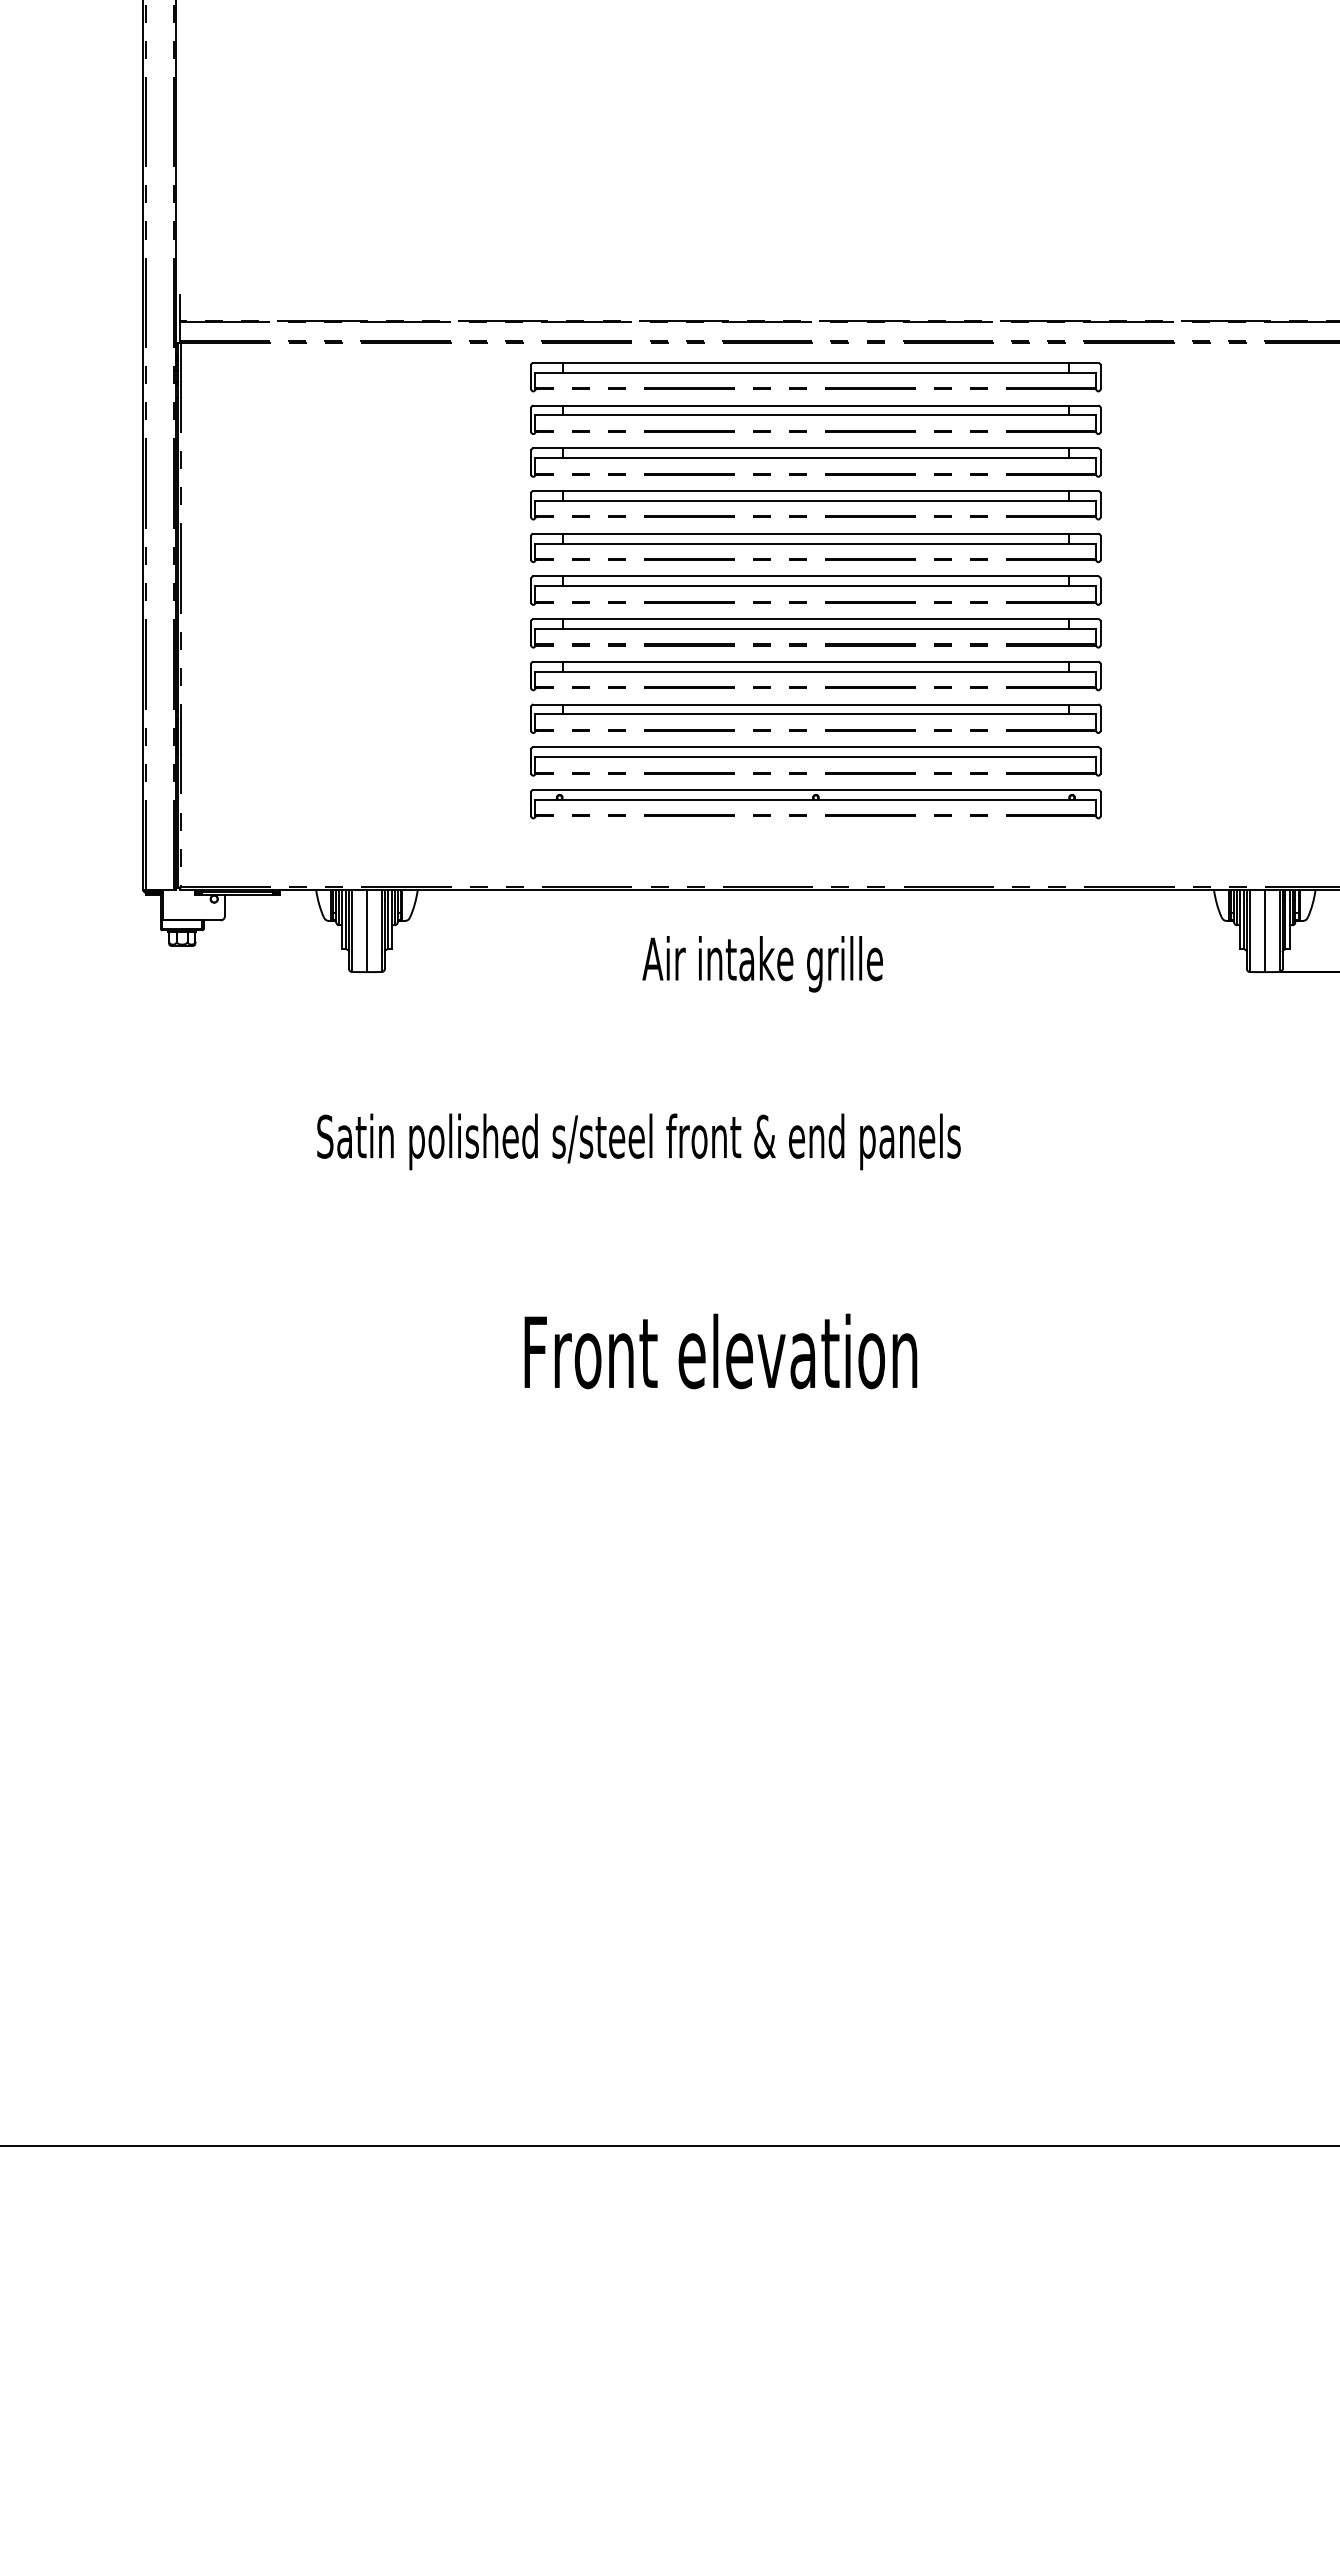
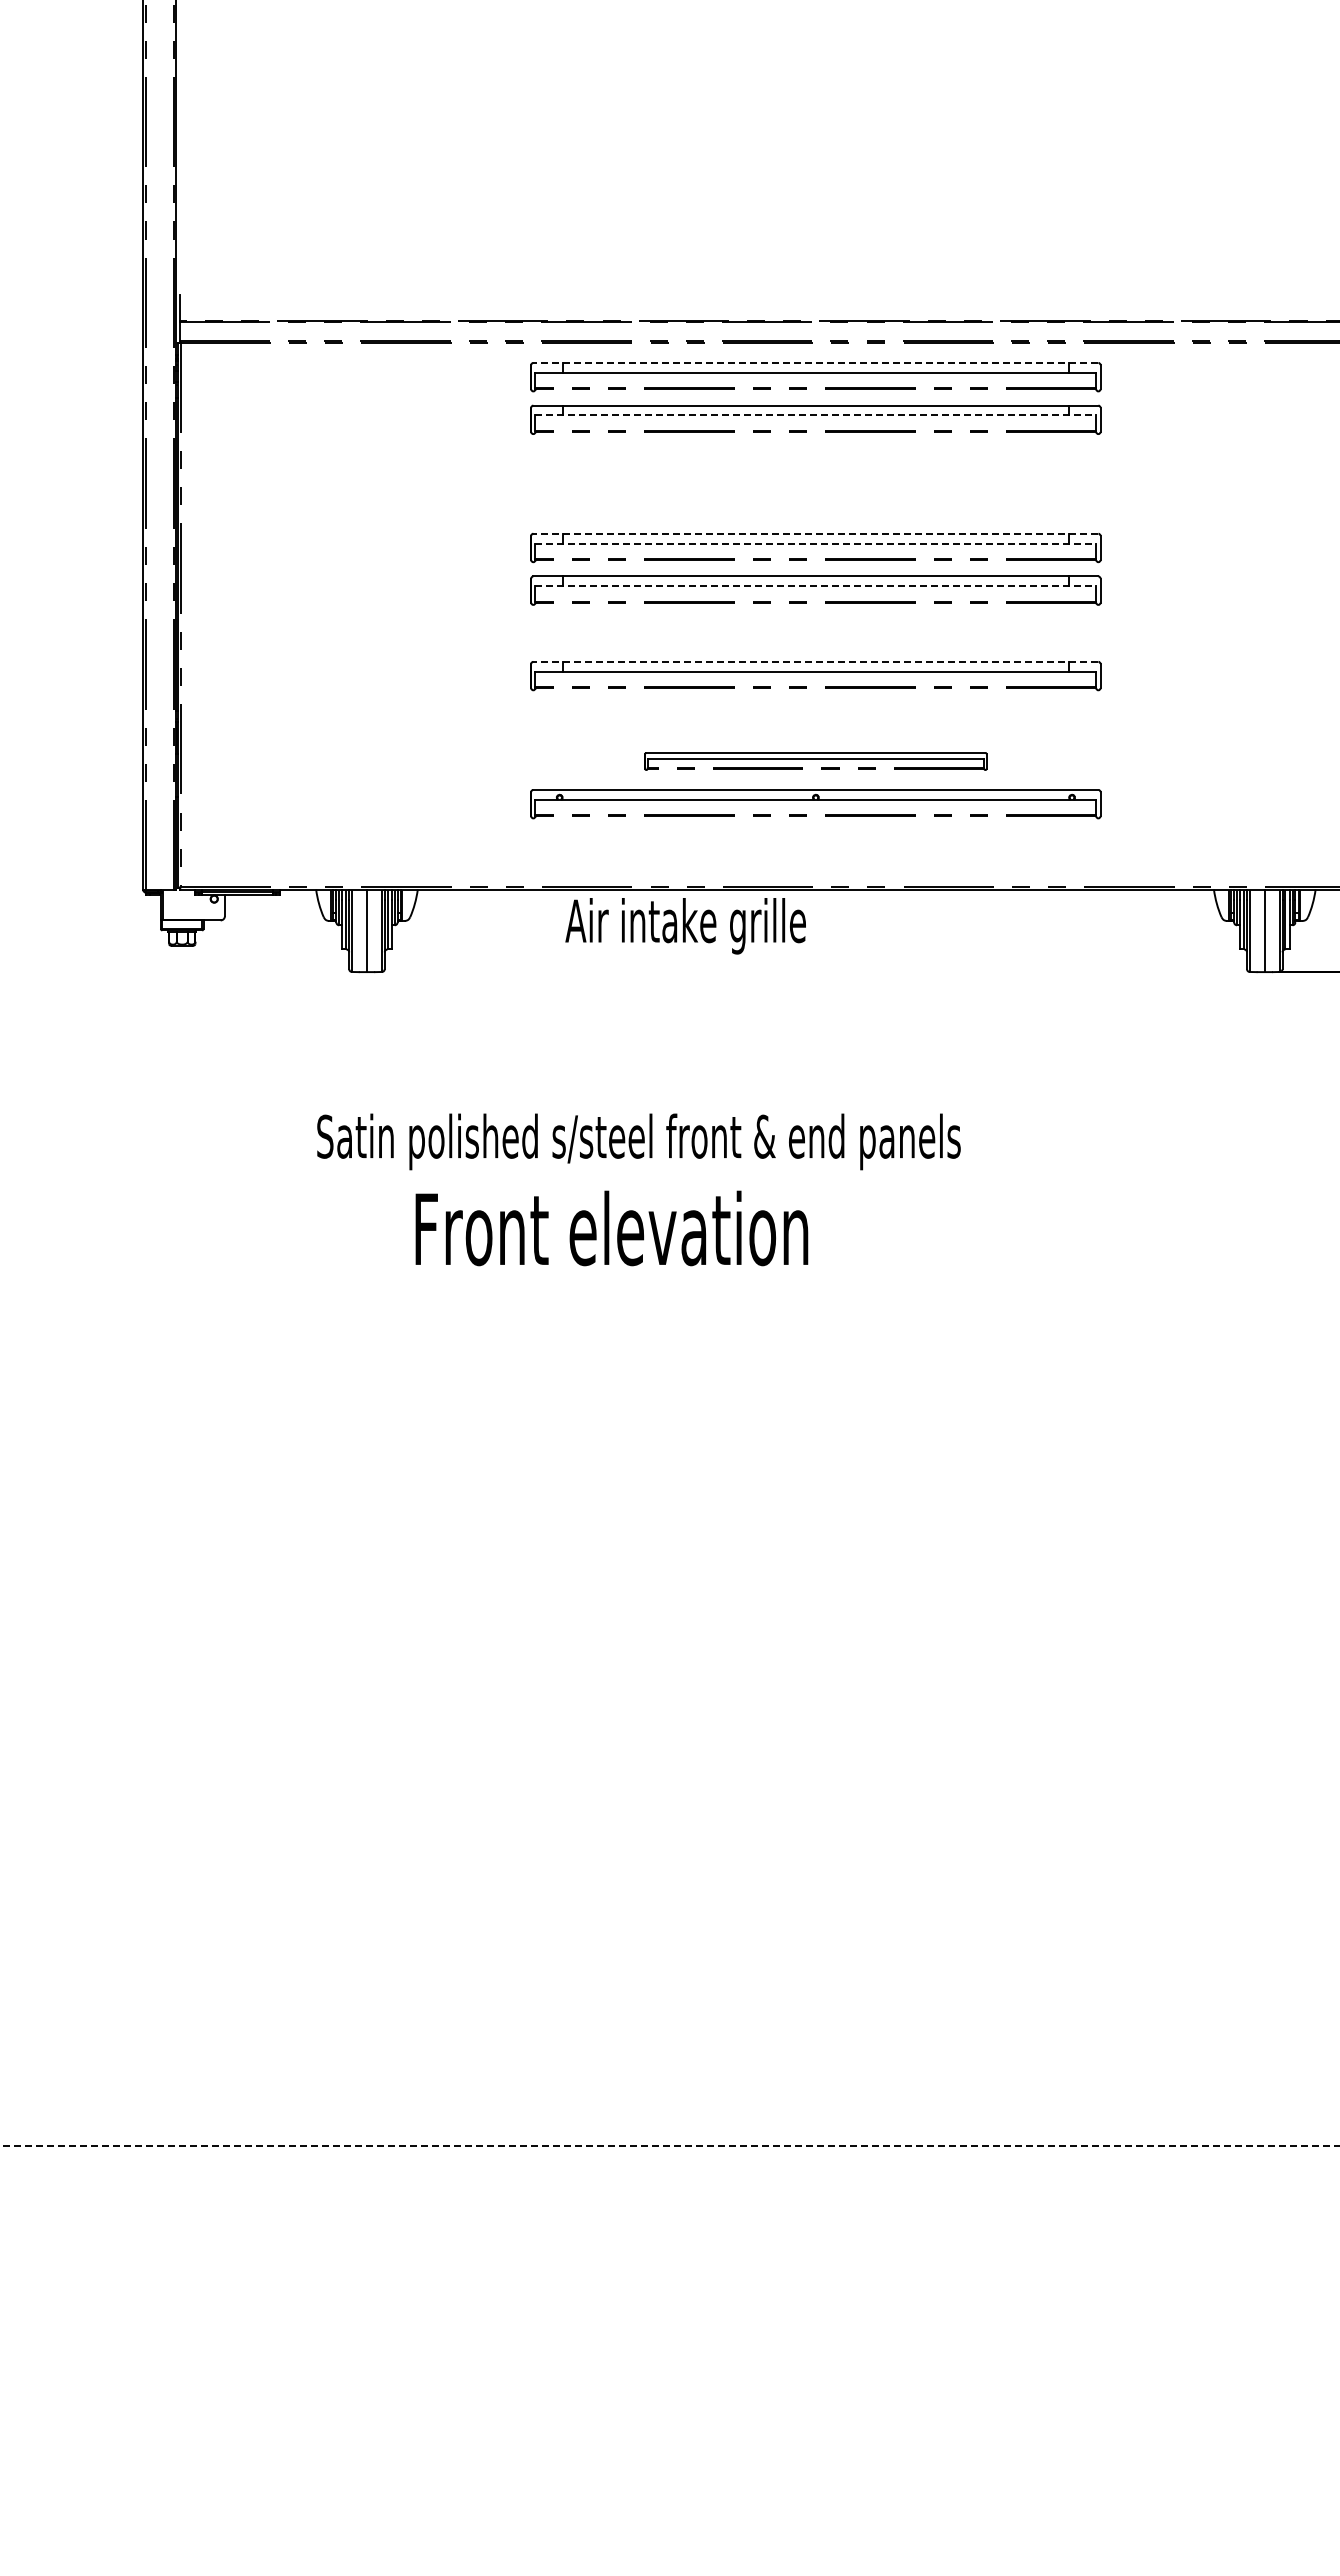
line: solid -> dashed (815, 362)
line: solid -> dashed (816, 415)
part: present -> none (815, 462)
part: present -> none (815, 505)
line: solid -> dashed (815, 533)
line: solid -> dashed (816, 543)
line: solid -> dashed (816, 586)
part: present -> none (815, 633)
line: solid -> dashed (815, 661)
part: present -> none (815, 718)
part size: 572x31 px -> 344x19 px (815, 761)
text position: (762, 964) -> (685, 926) (685, 926)
text position: (720, 1351) -> (611, 1228) (611, 1228)
line: solid -> dashed (671, 2145)
